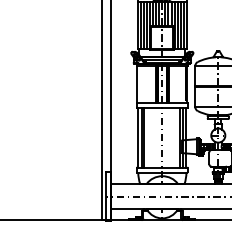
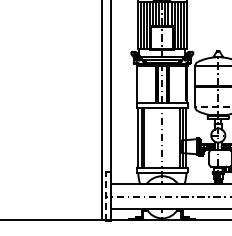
line: solid -> dashed (212, 106)
line: solid -> dashed (106, 196)
